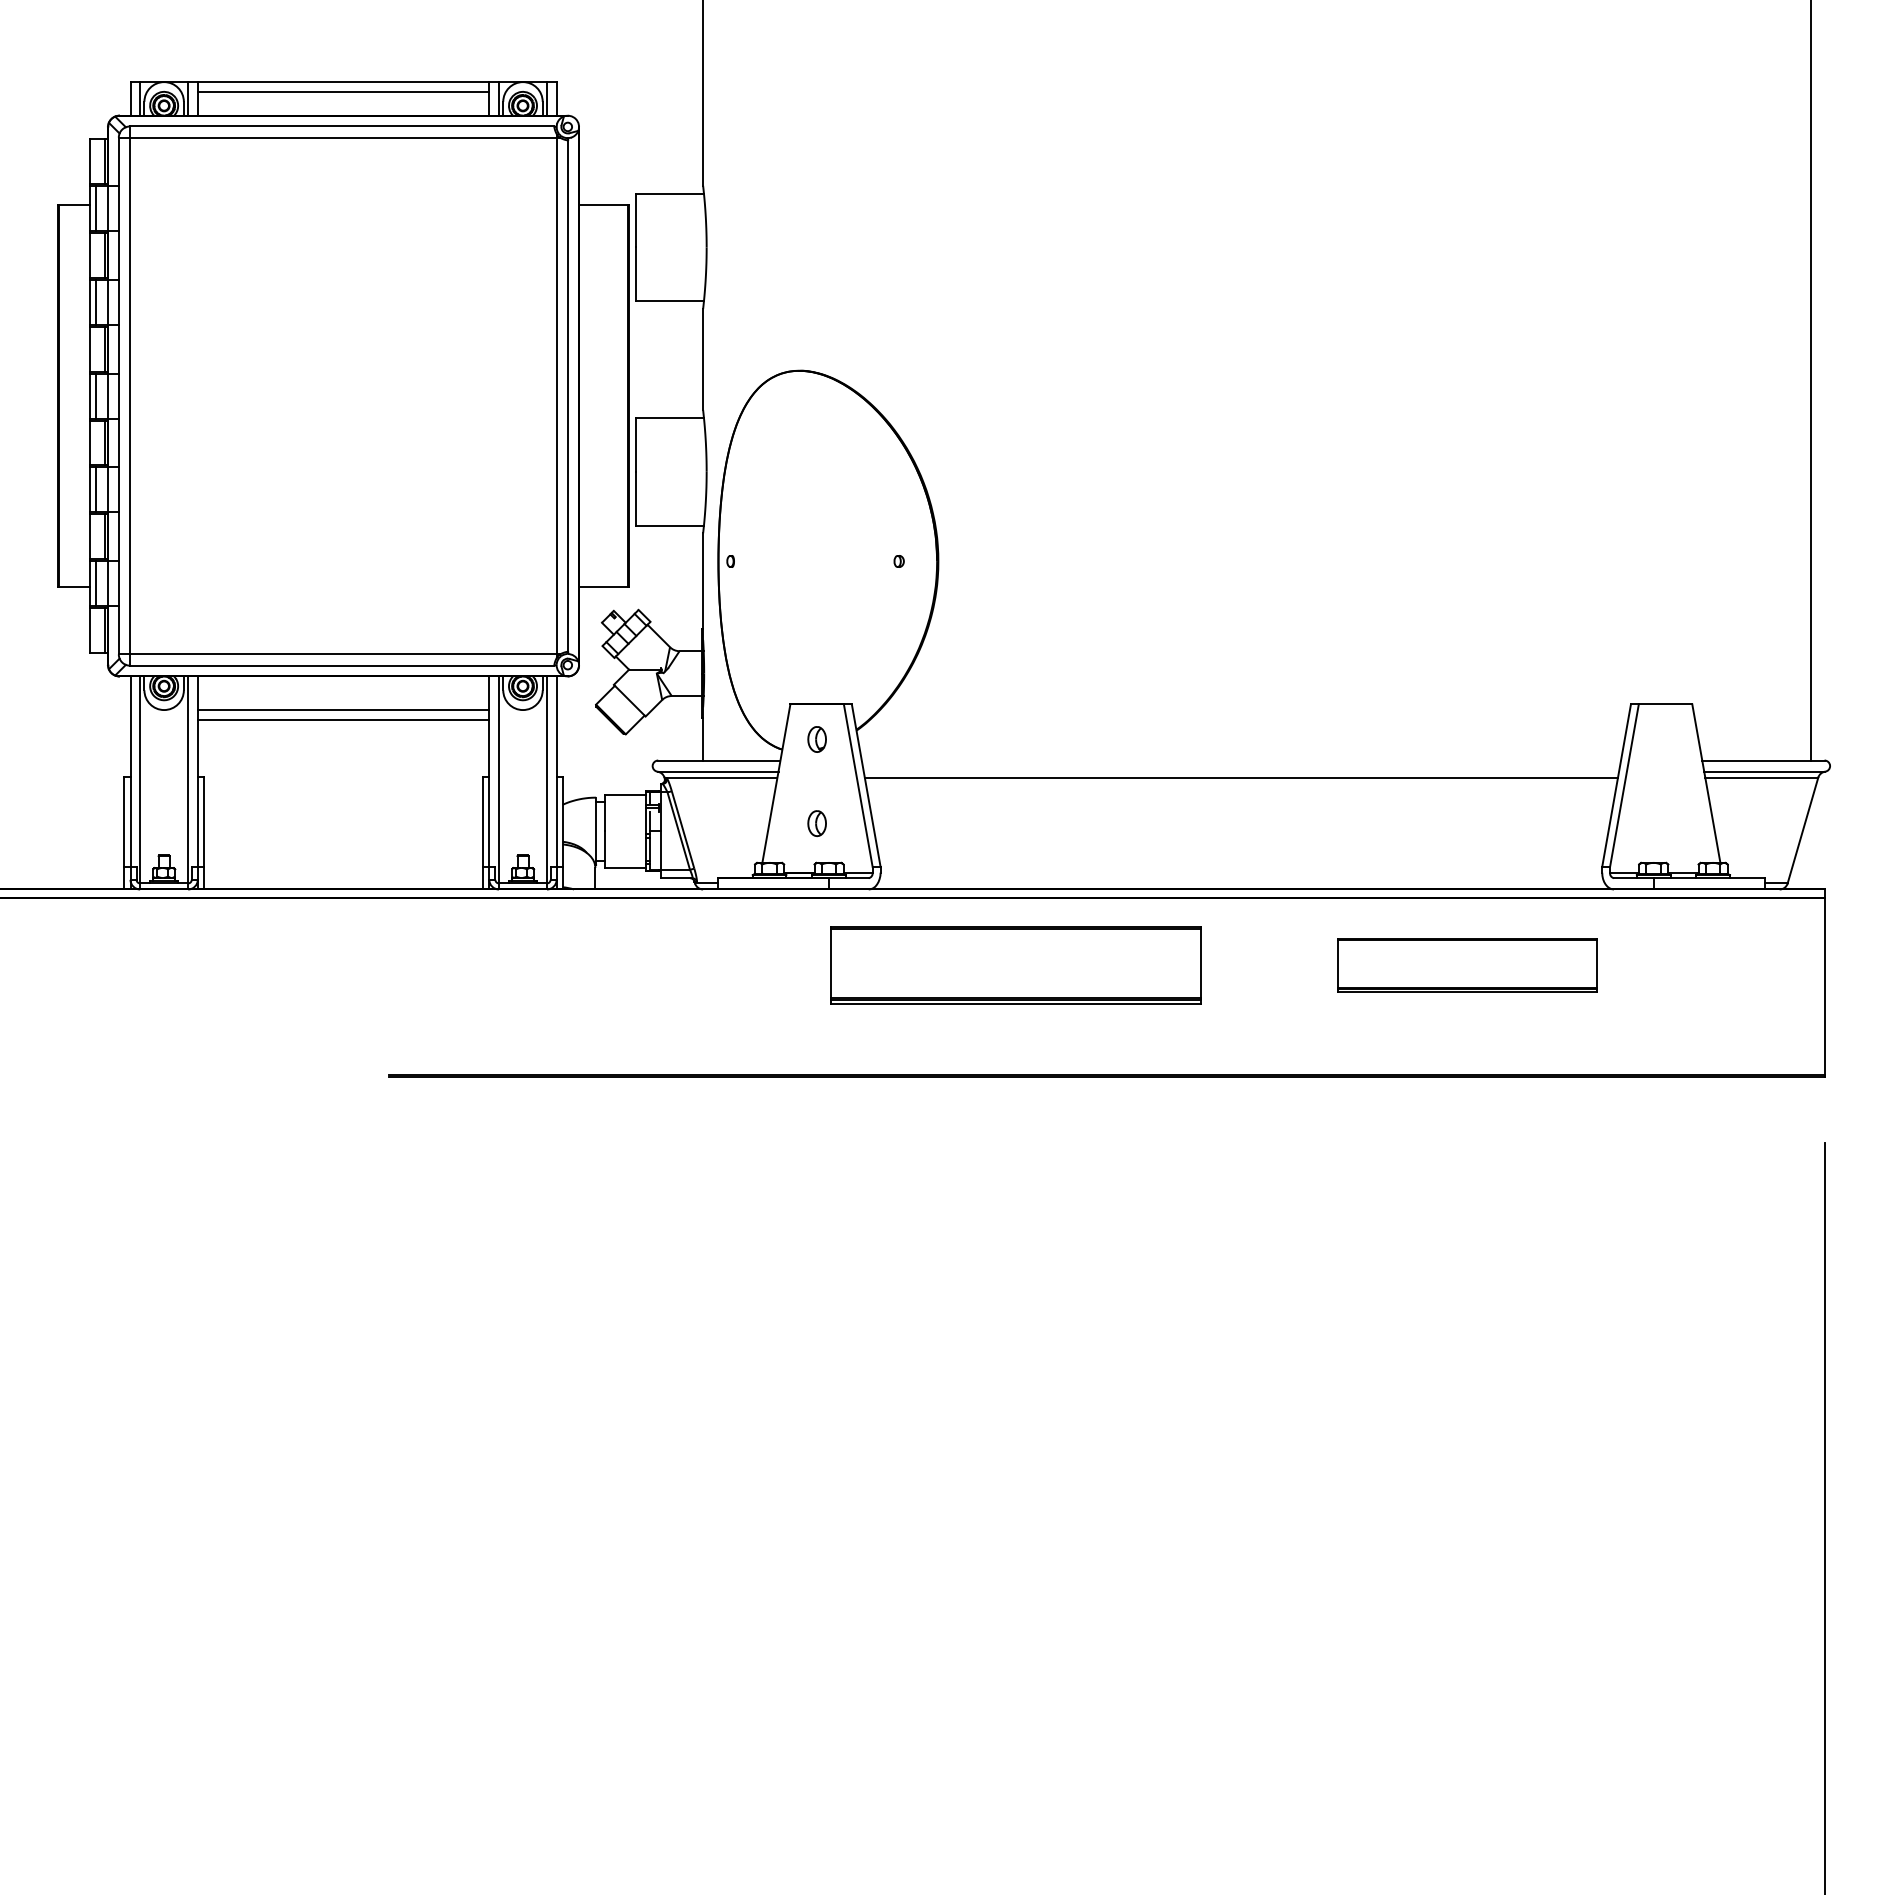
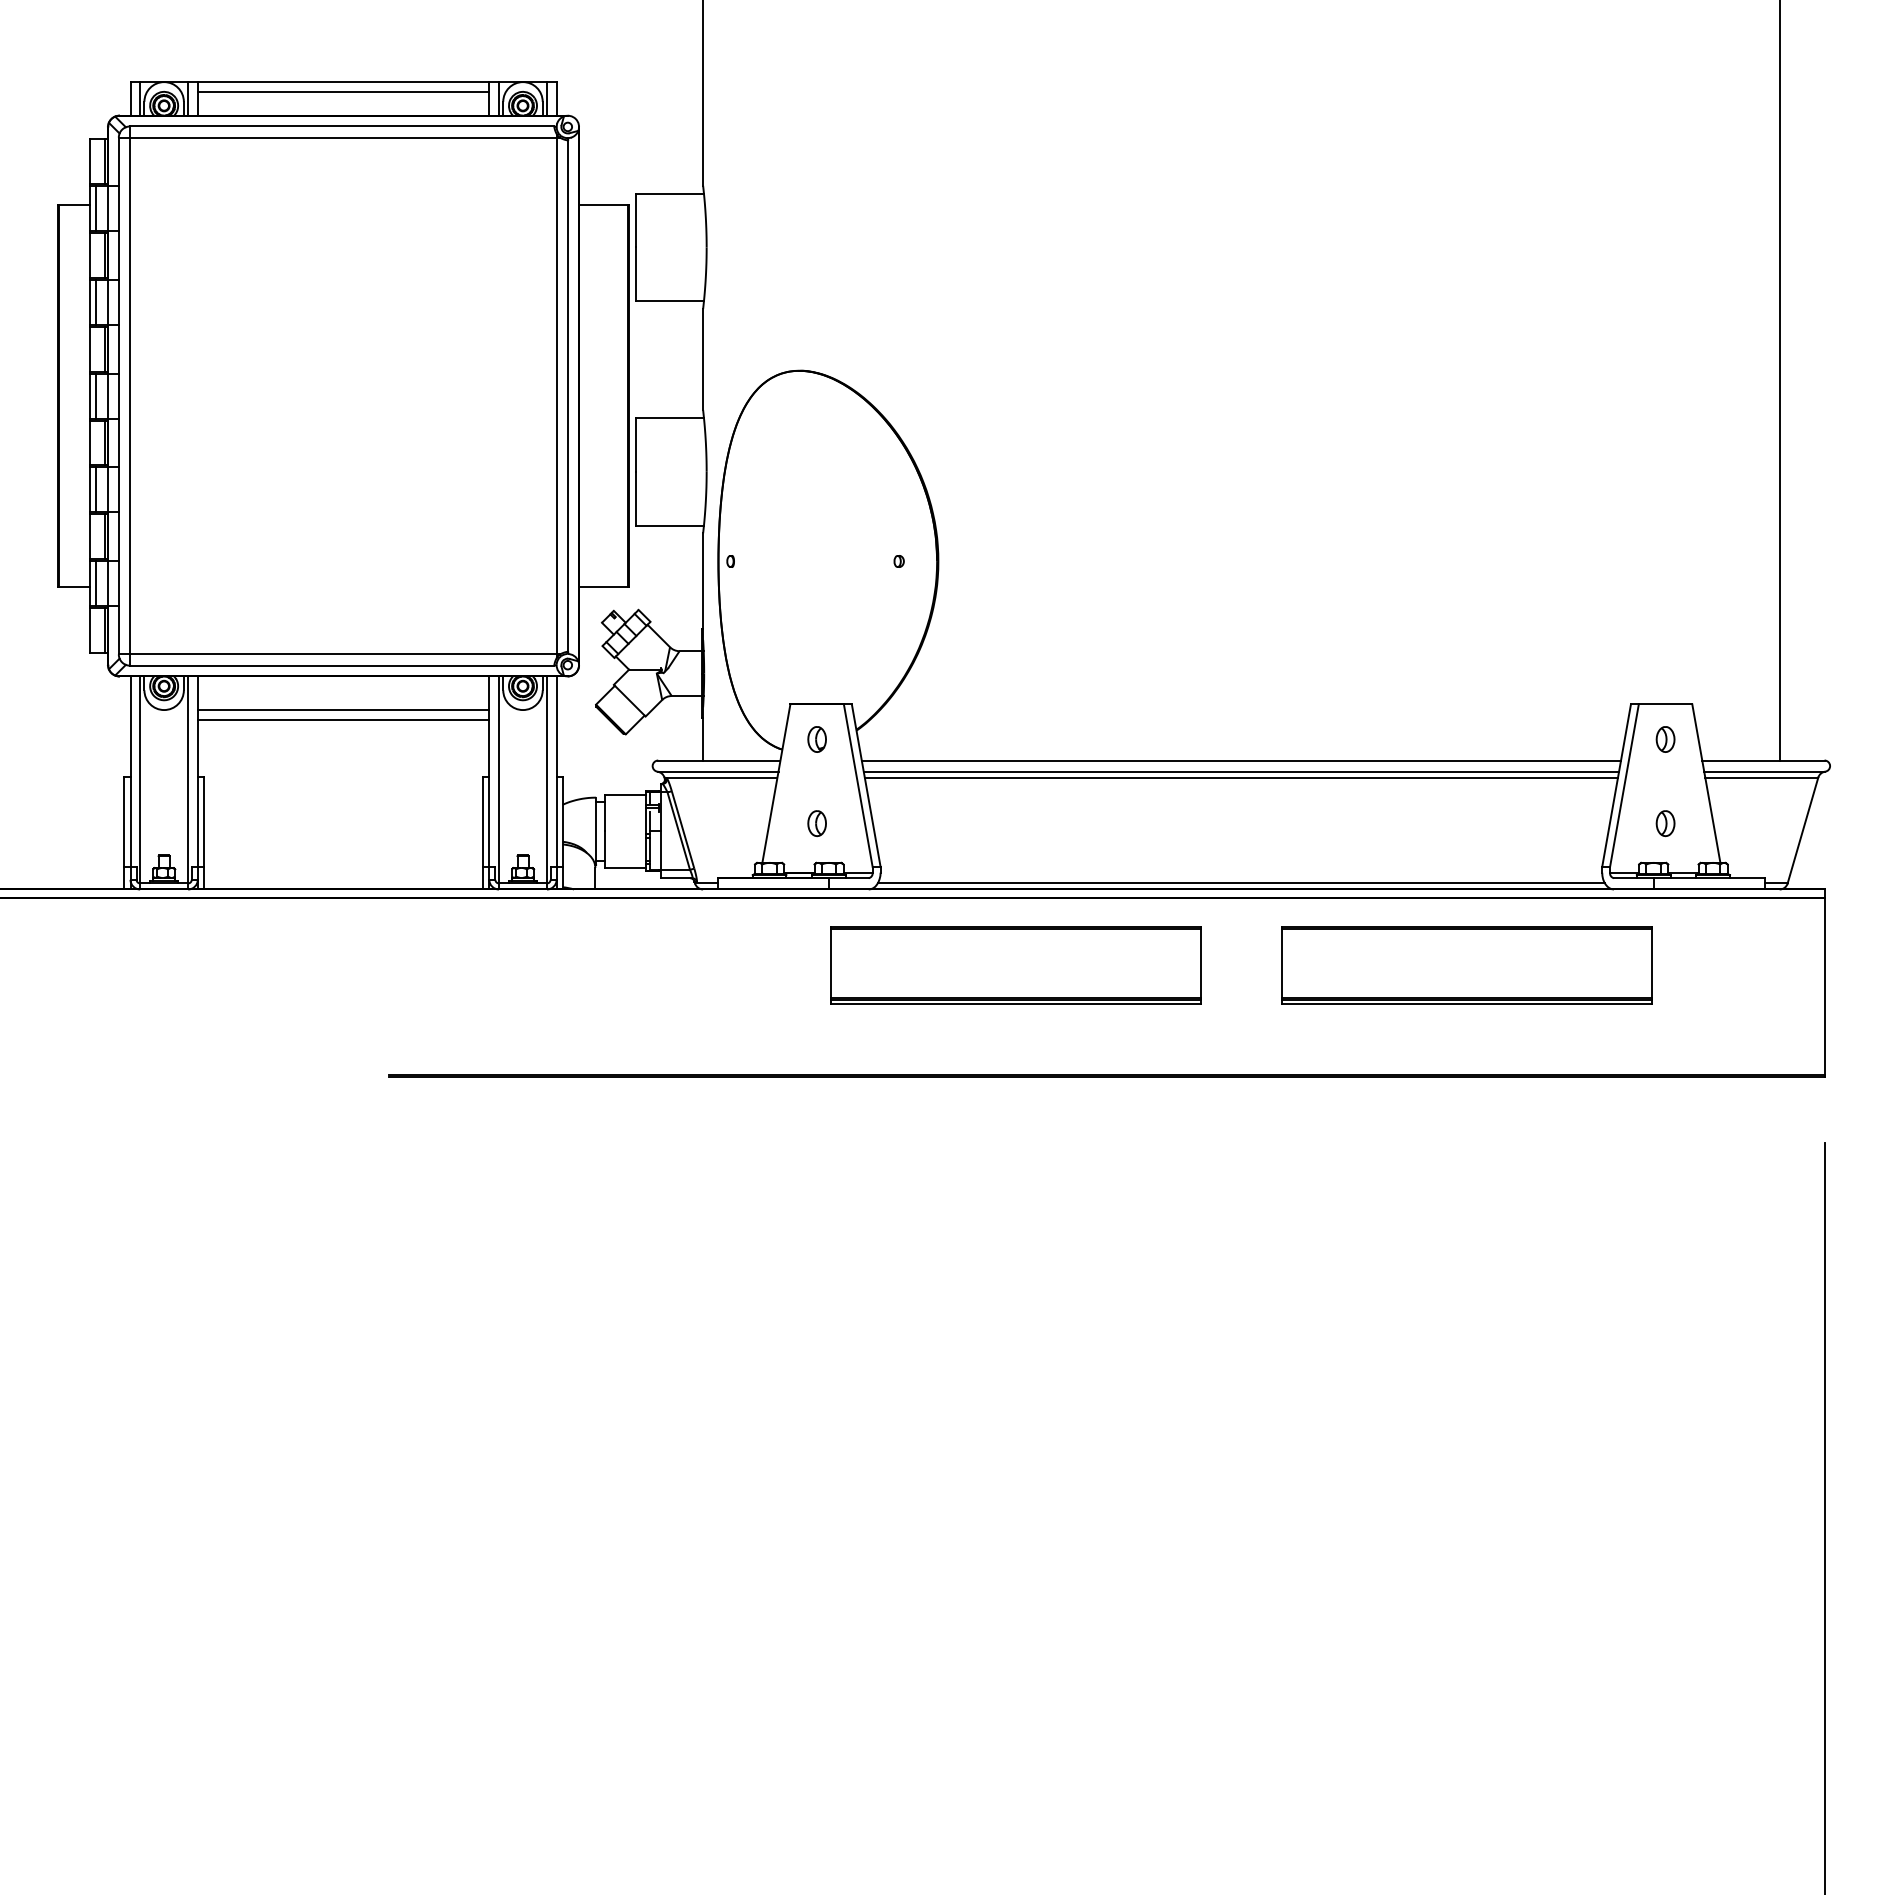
line position: (1810, 381) -> (1779, 381) (1779, 381)
part: none -> present (1665, 739)
line: none -> present (1240, 760)
line: none -> present (1241, 771)
part: none -> present (1665, 823)
line: none -> present (1240, 883)
part size: 261x55 px -> 372x79 px (1466, 965)
